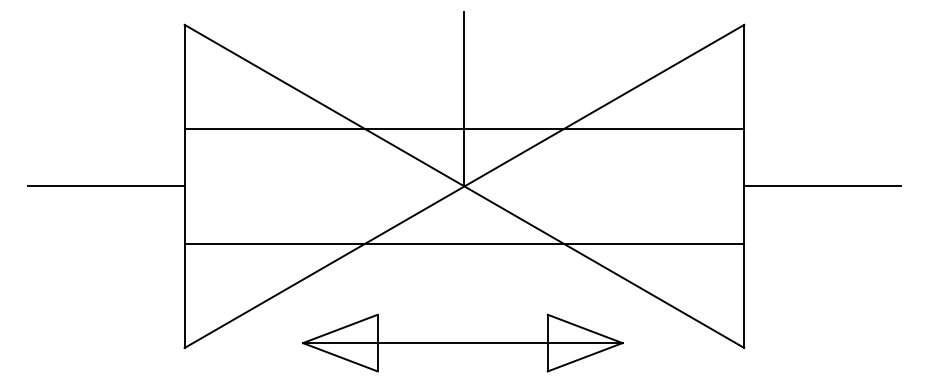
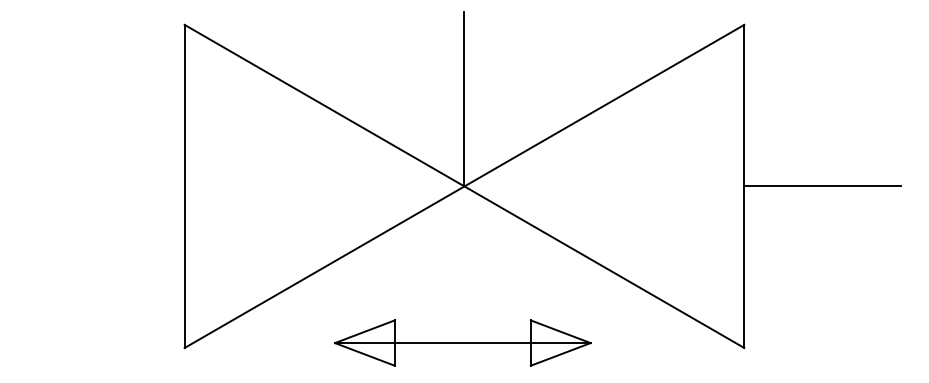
line: present -> none (464, 128)
line: present -> none (105, 186)
line: present -> none (464, 243)
part size: 322x60 px -> 258x48 px (462, 342)
